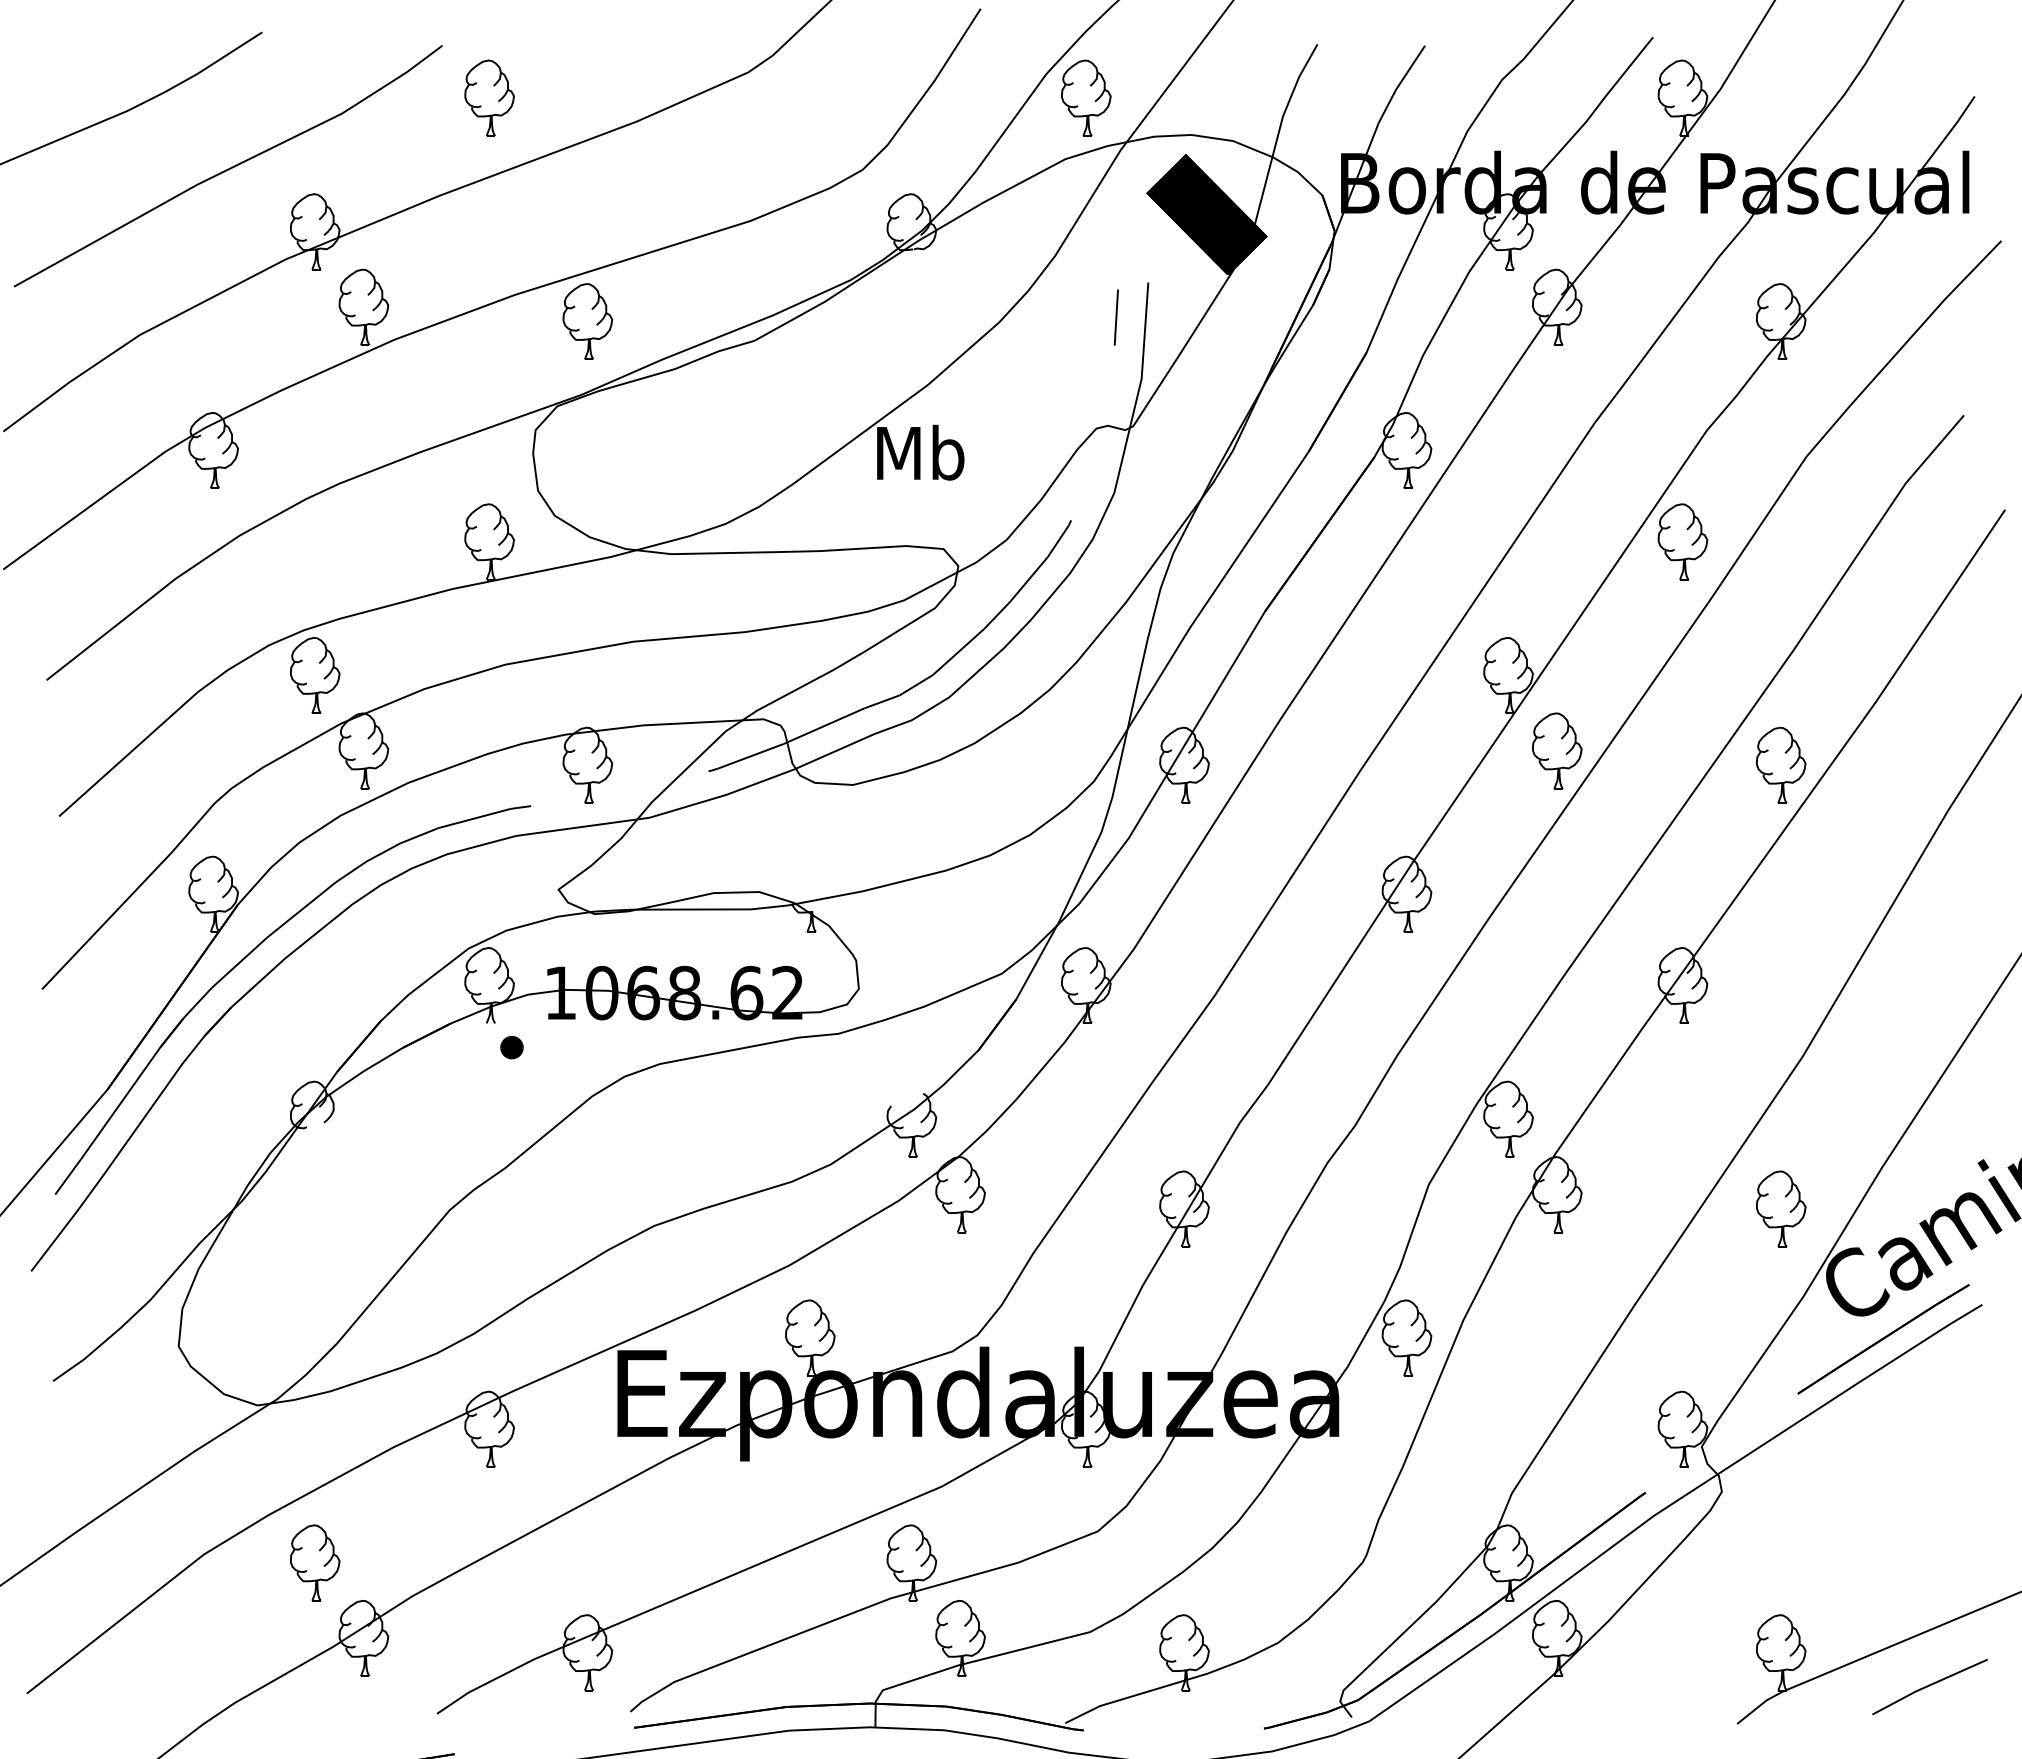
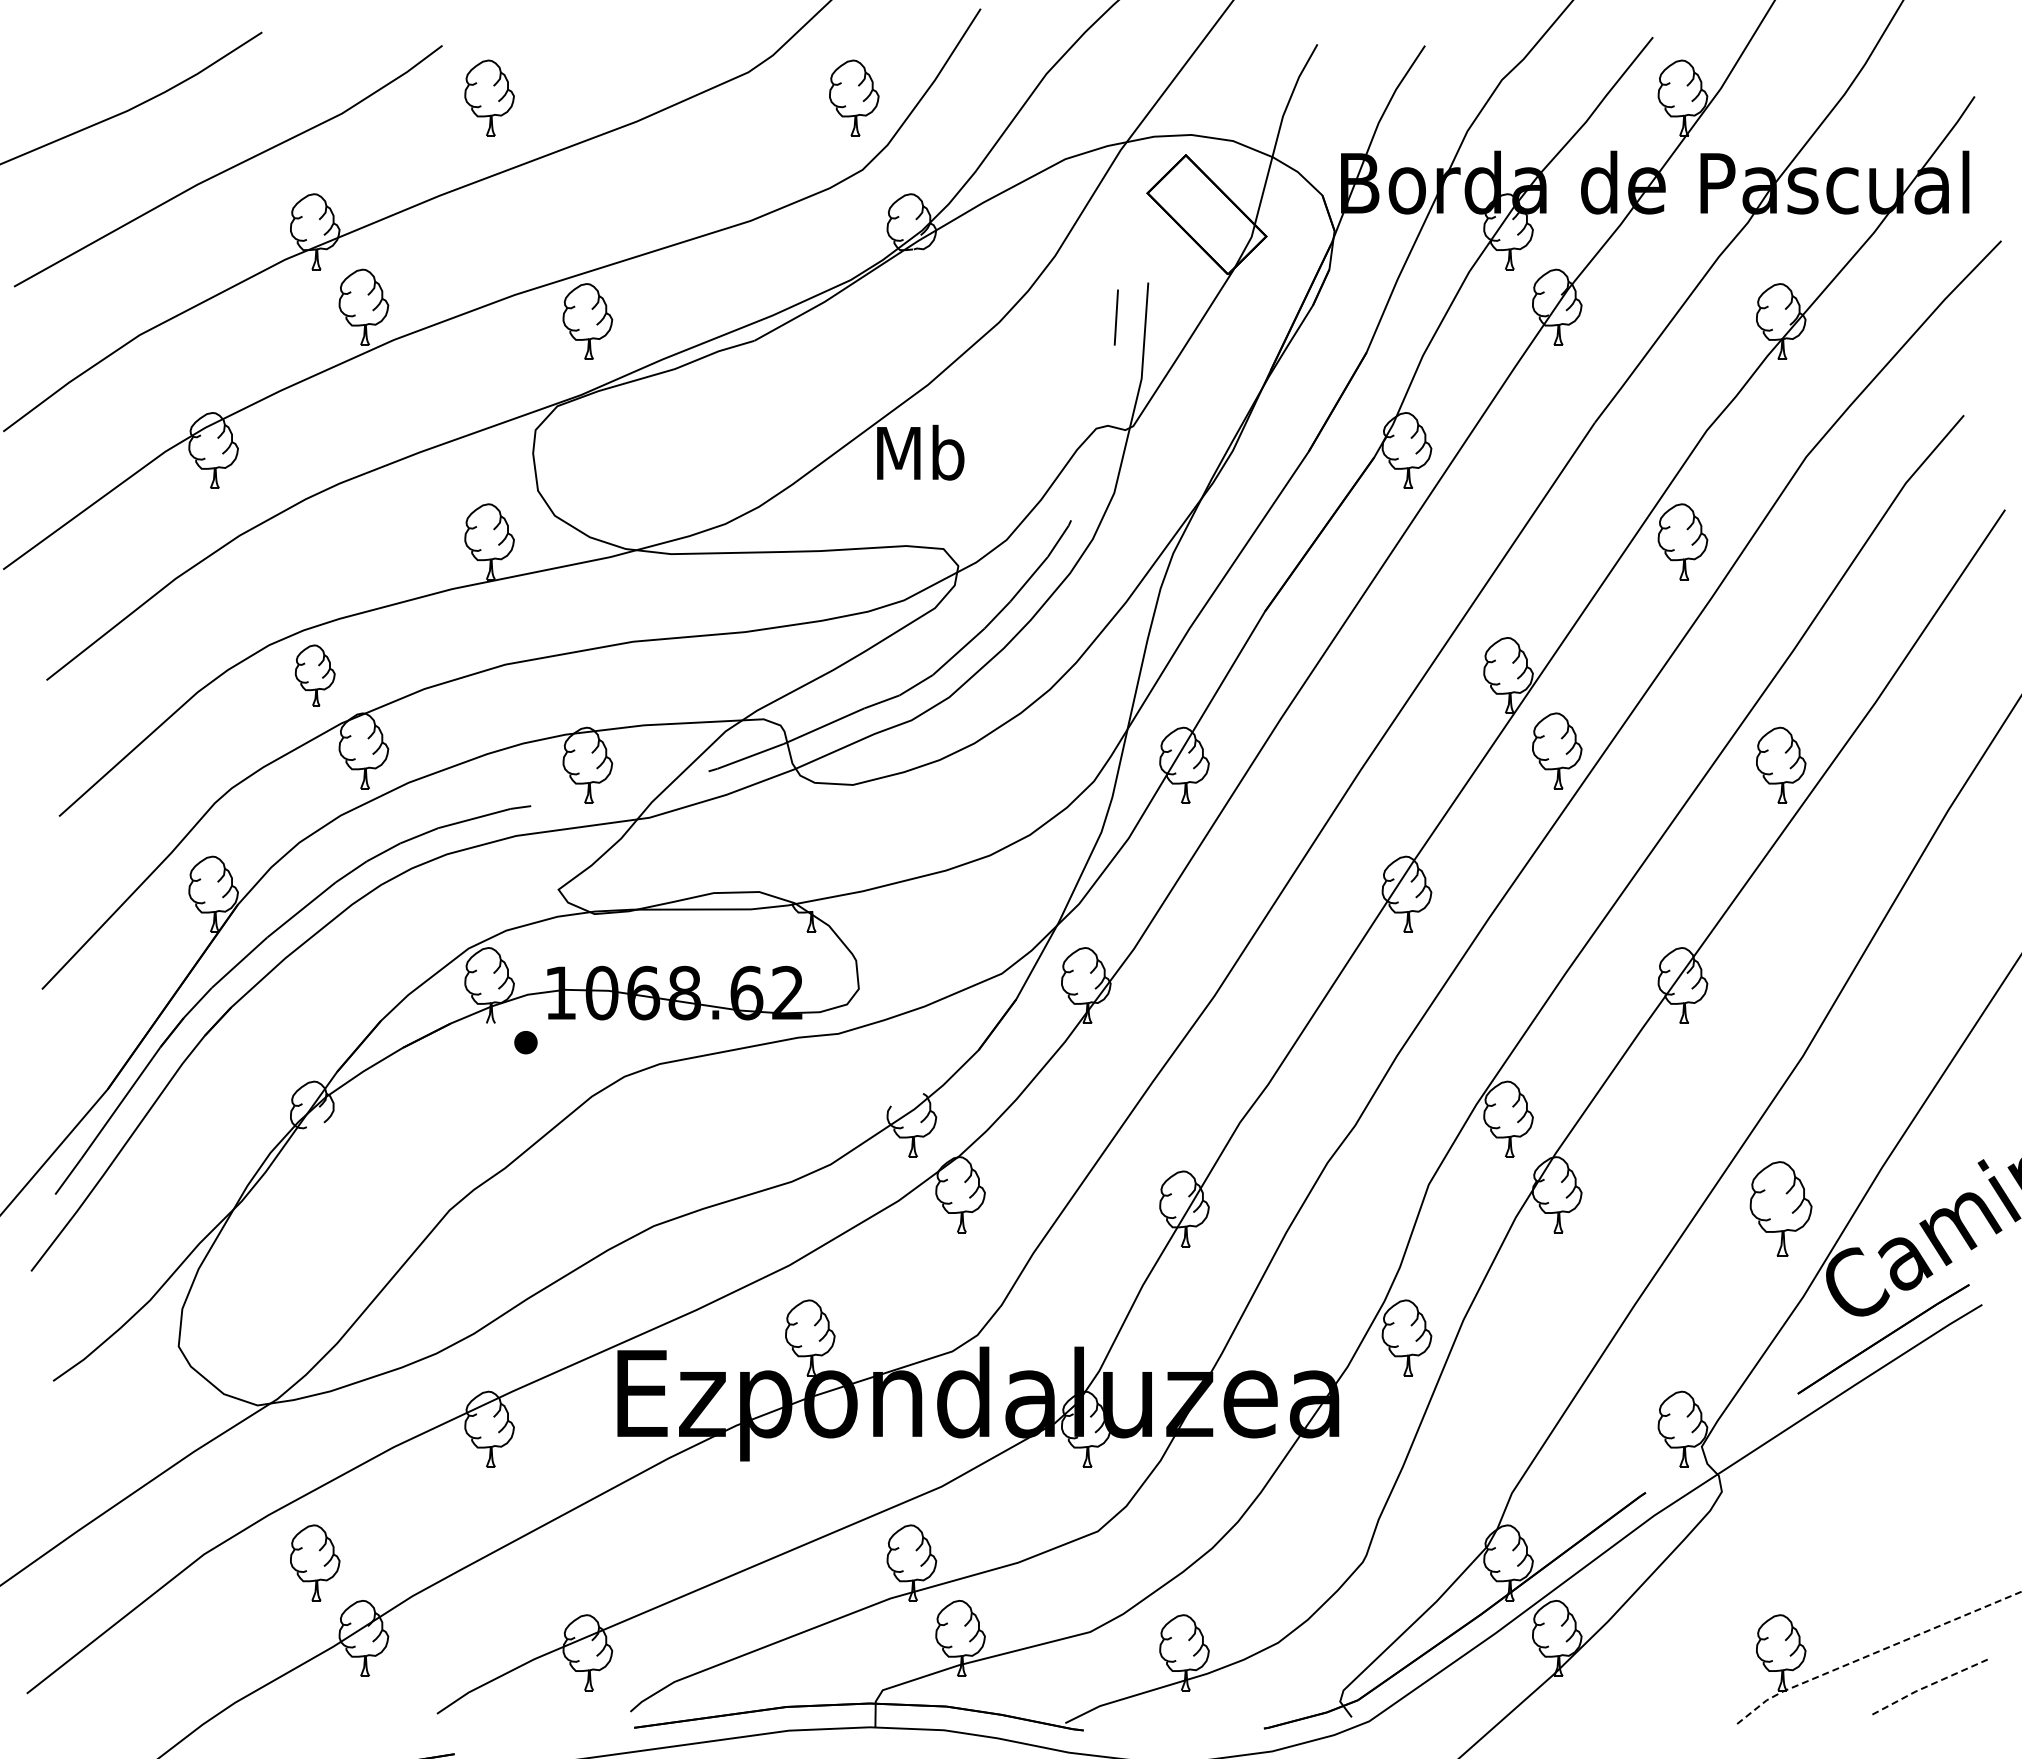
part position: (1086, 97) -> (854, 97) (854, 97)
fill: present -> none (1206, 214)
part size: 51x77 px -> 42x63 px (314, 675)
part position: (511, 1047) -> (525, 1042) (525, 1042)
part size: 51x78 px -> 64x96 px (1780, 1208)
line: solid -> dashed (1875, 1653)
line: solid -> dashed (1928, 1685)
